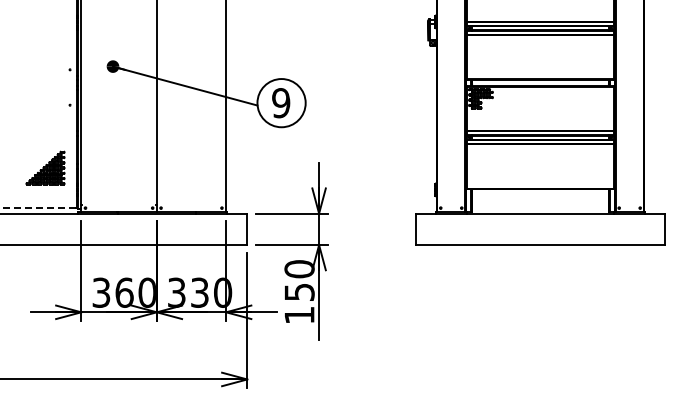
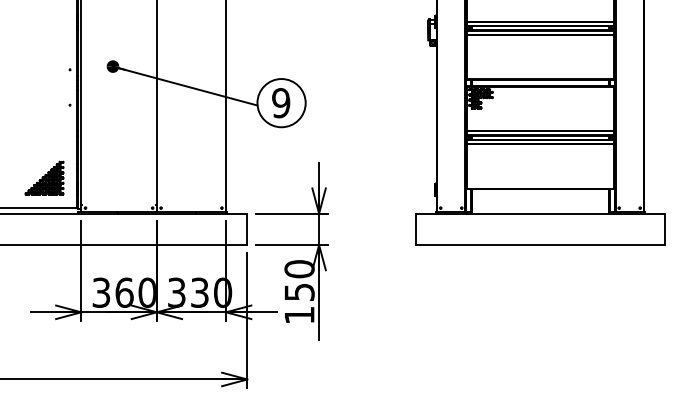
part position: (45, 167) -> (44, 177) (44, 177)
line: dashed -> solid (38, 208)
